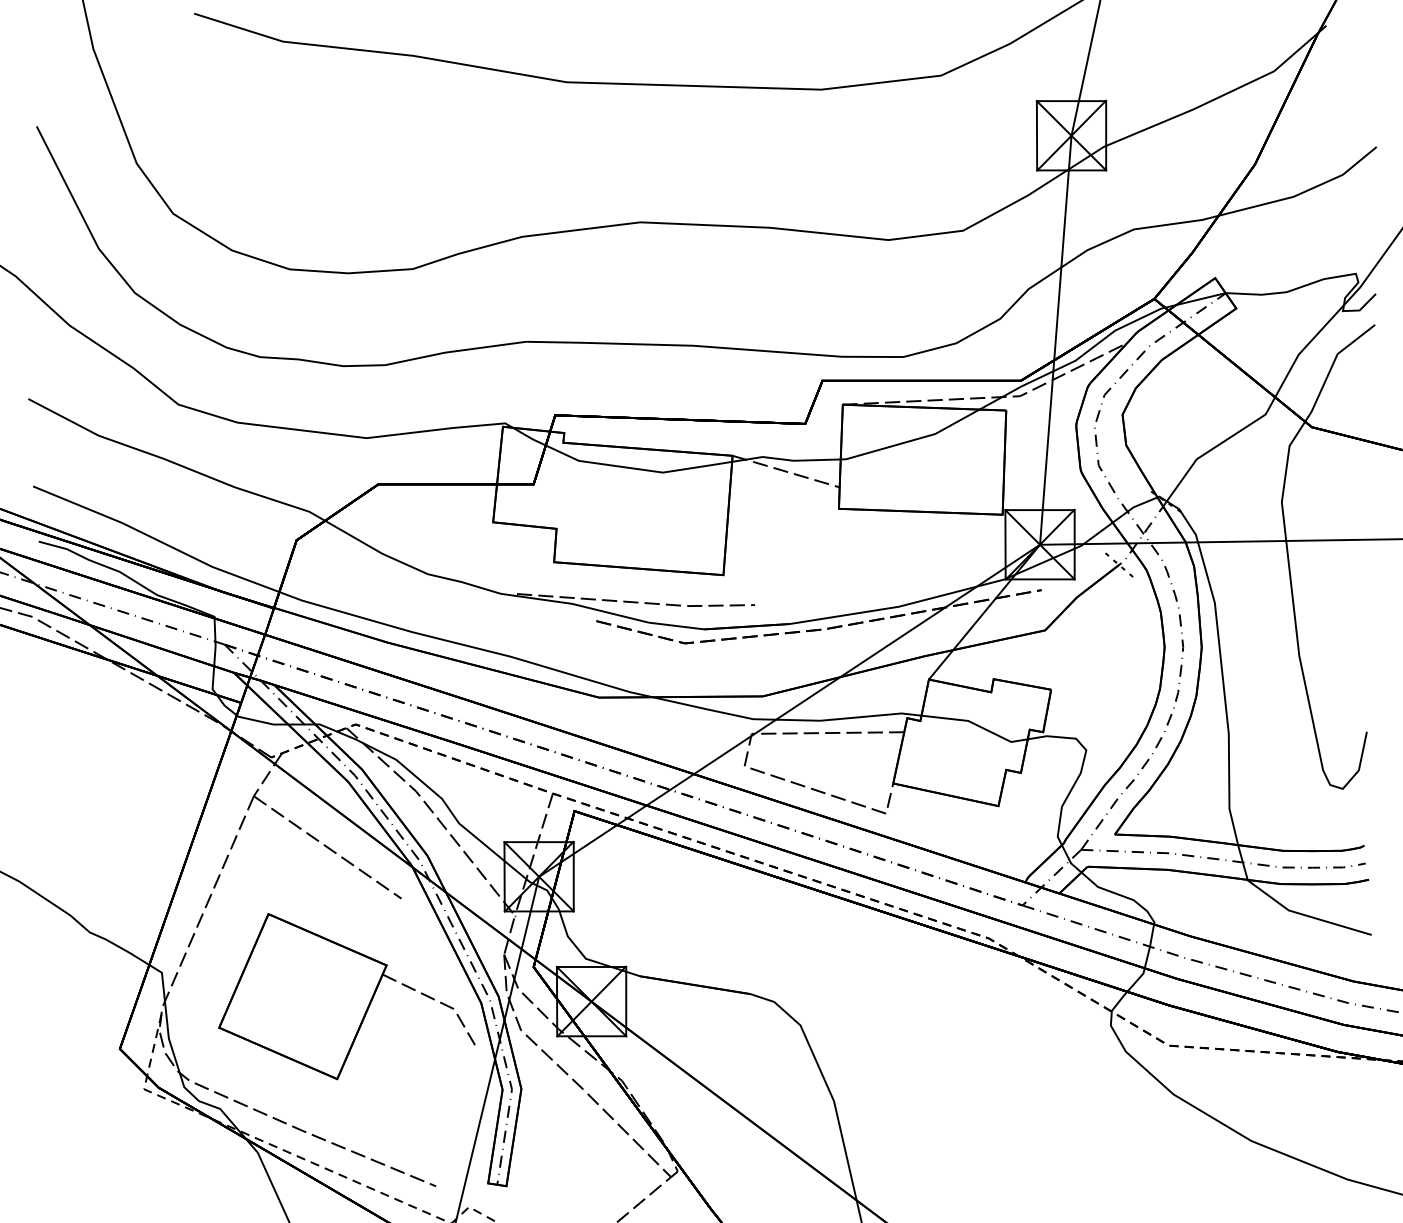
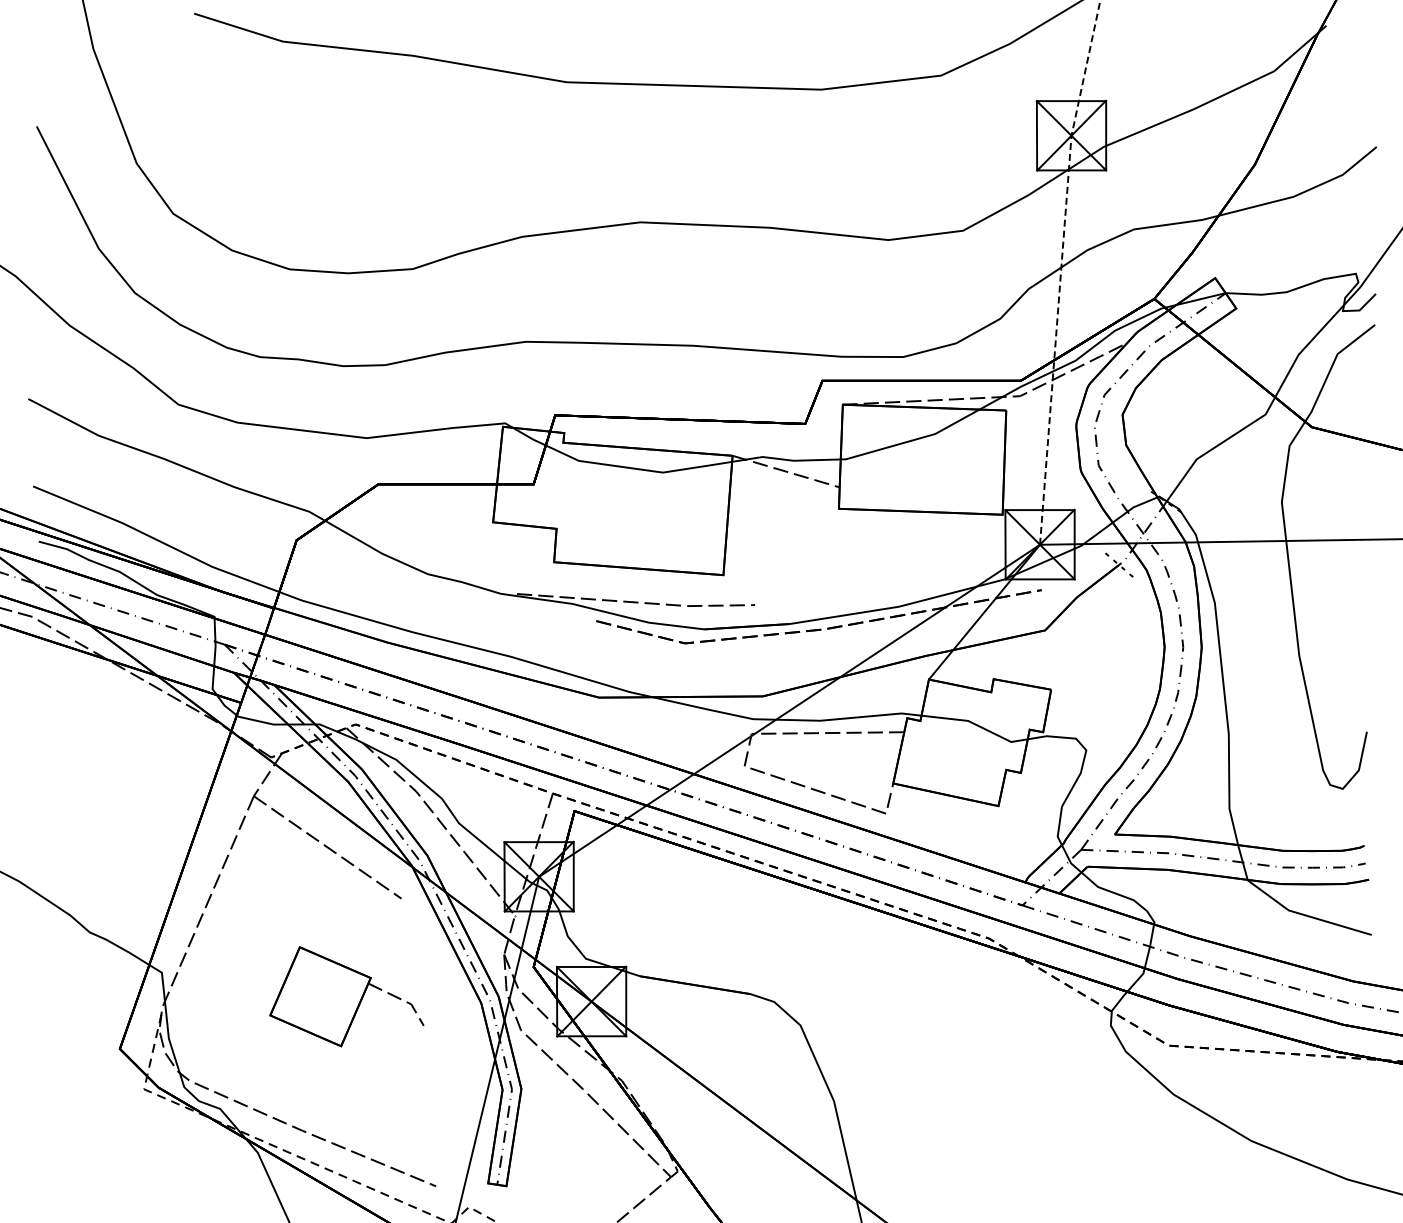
line: solid -> dashed (1061, 270)
part size: 258x168 px -> 156x102 px (346, 996)
